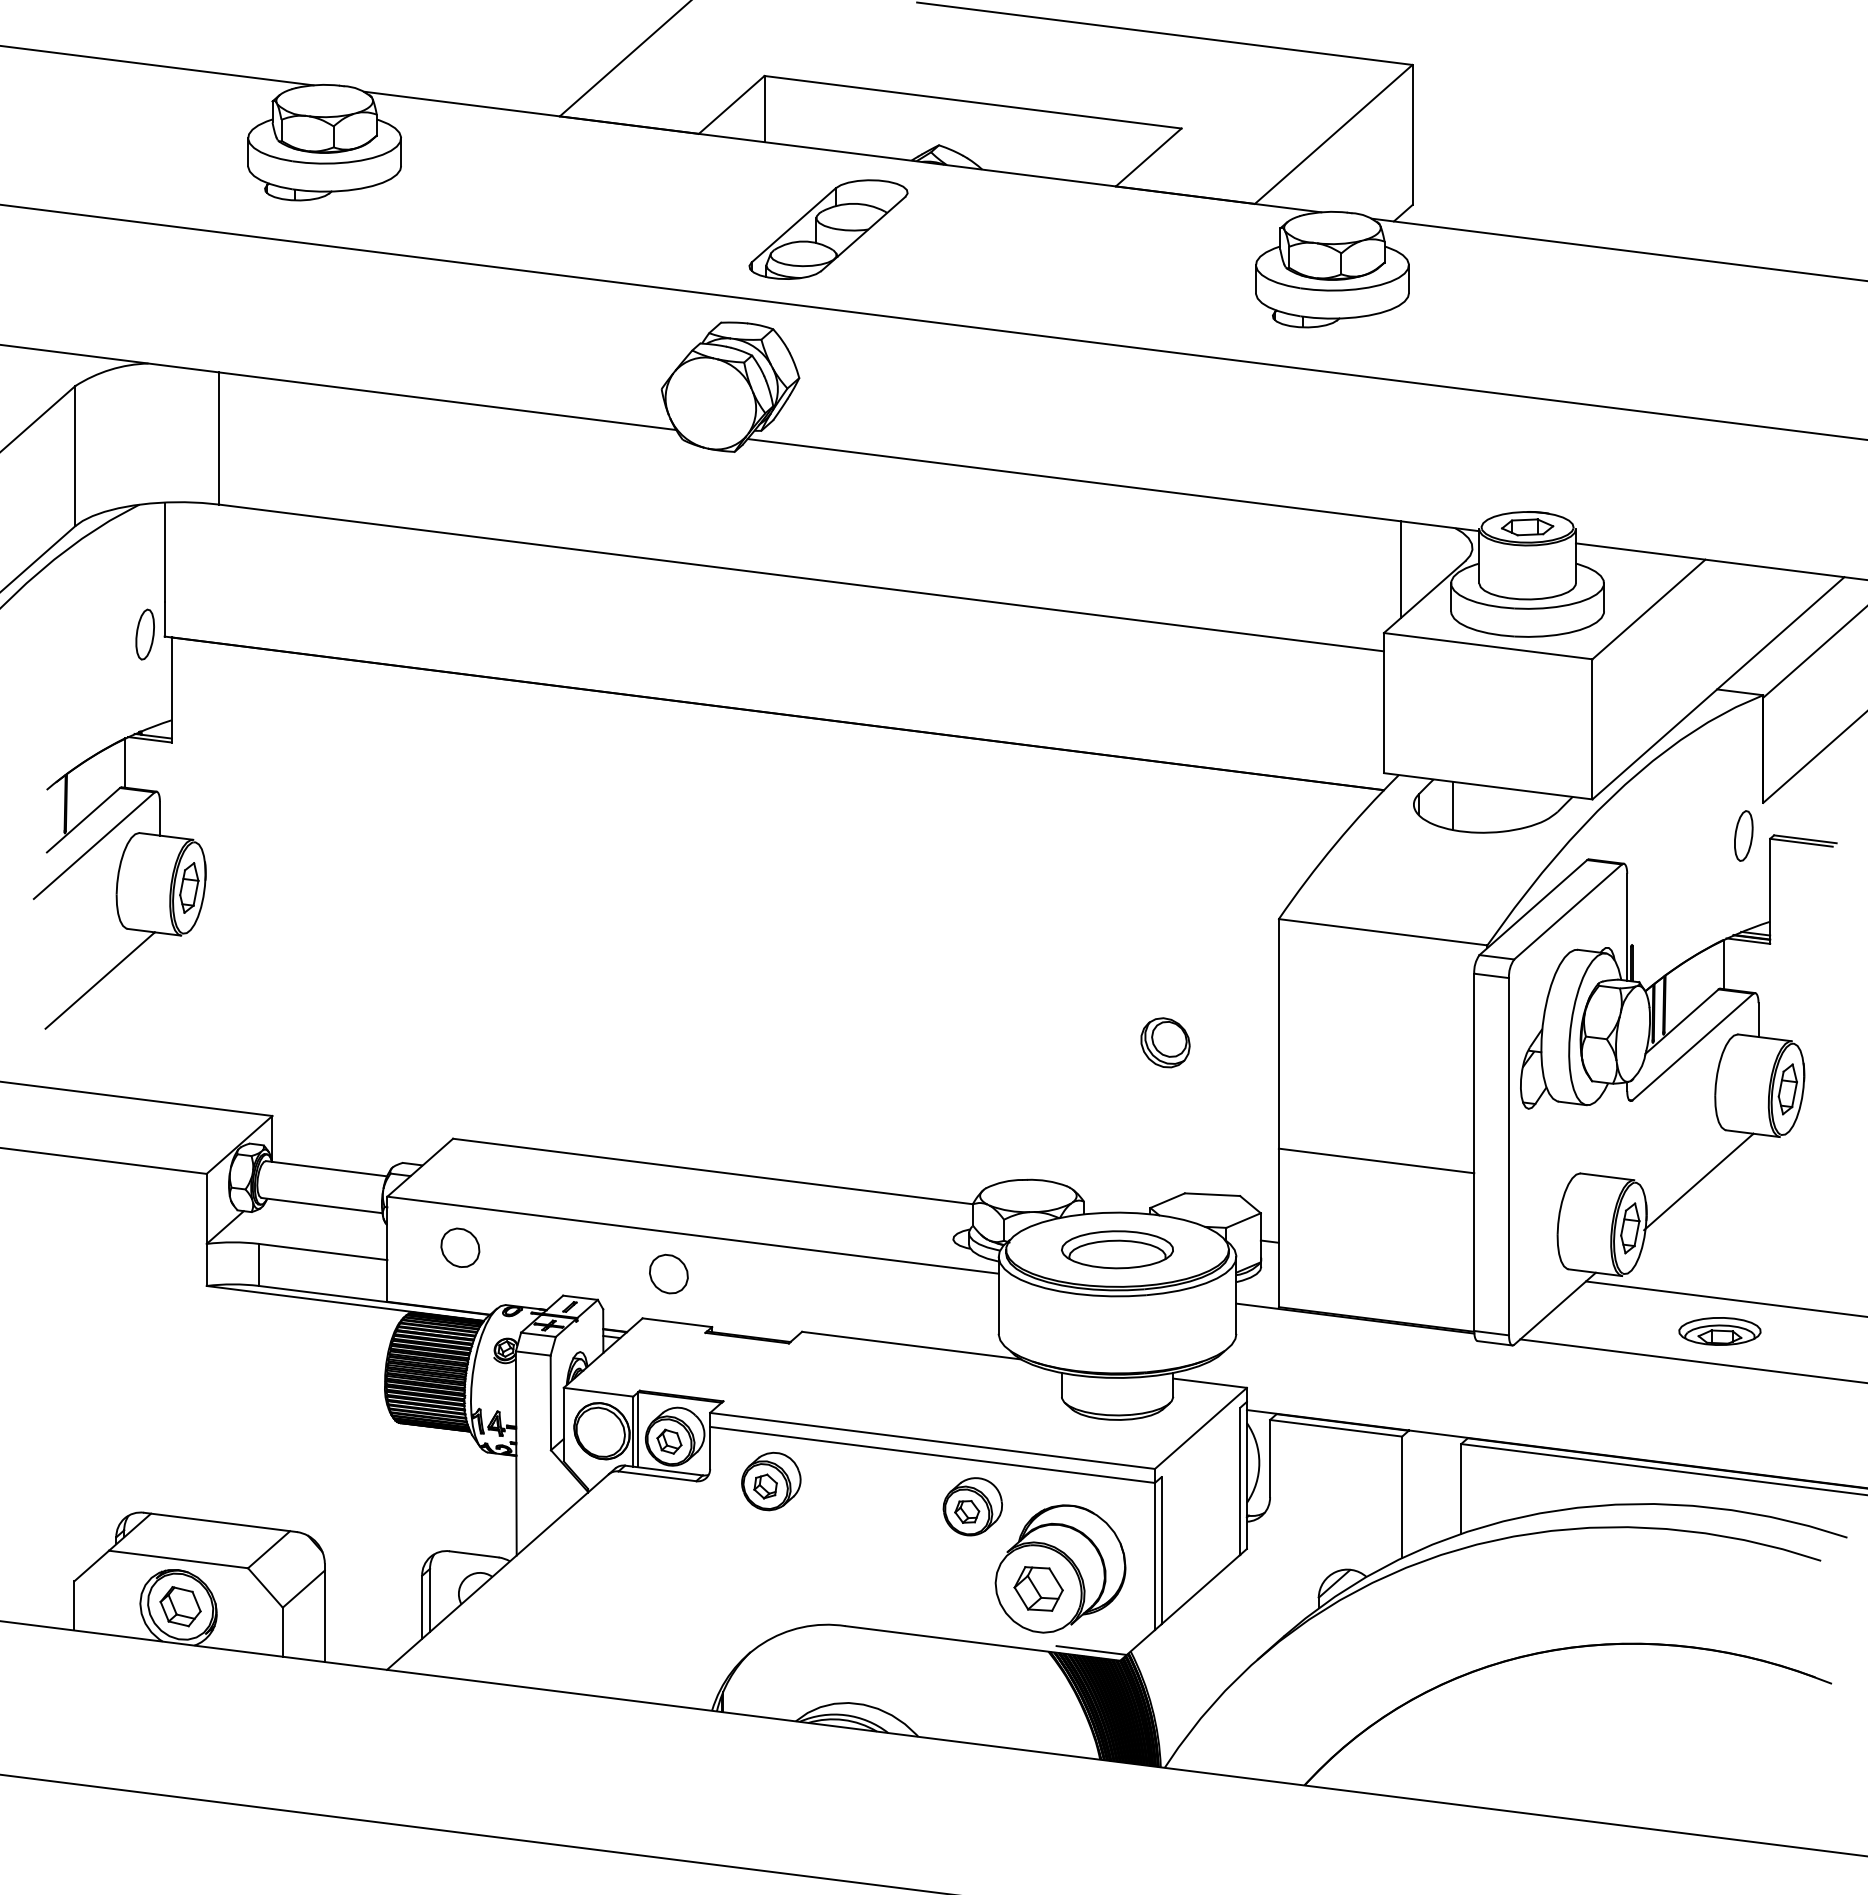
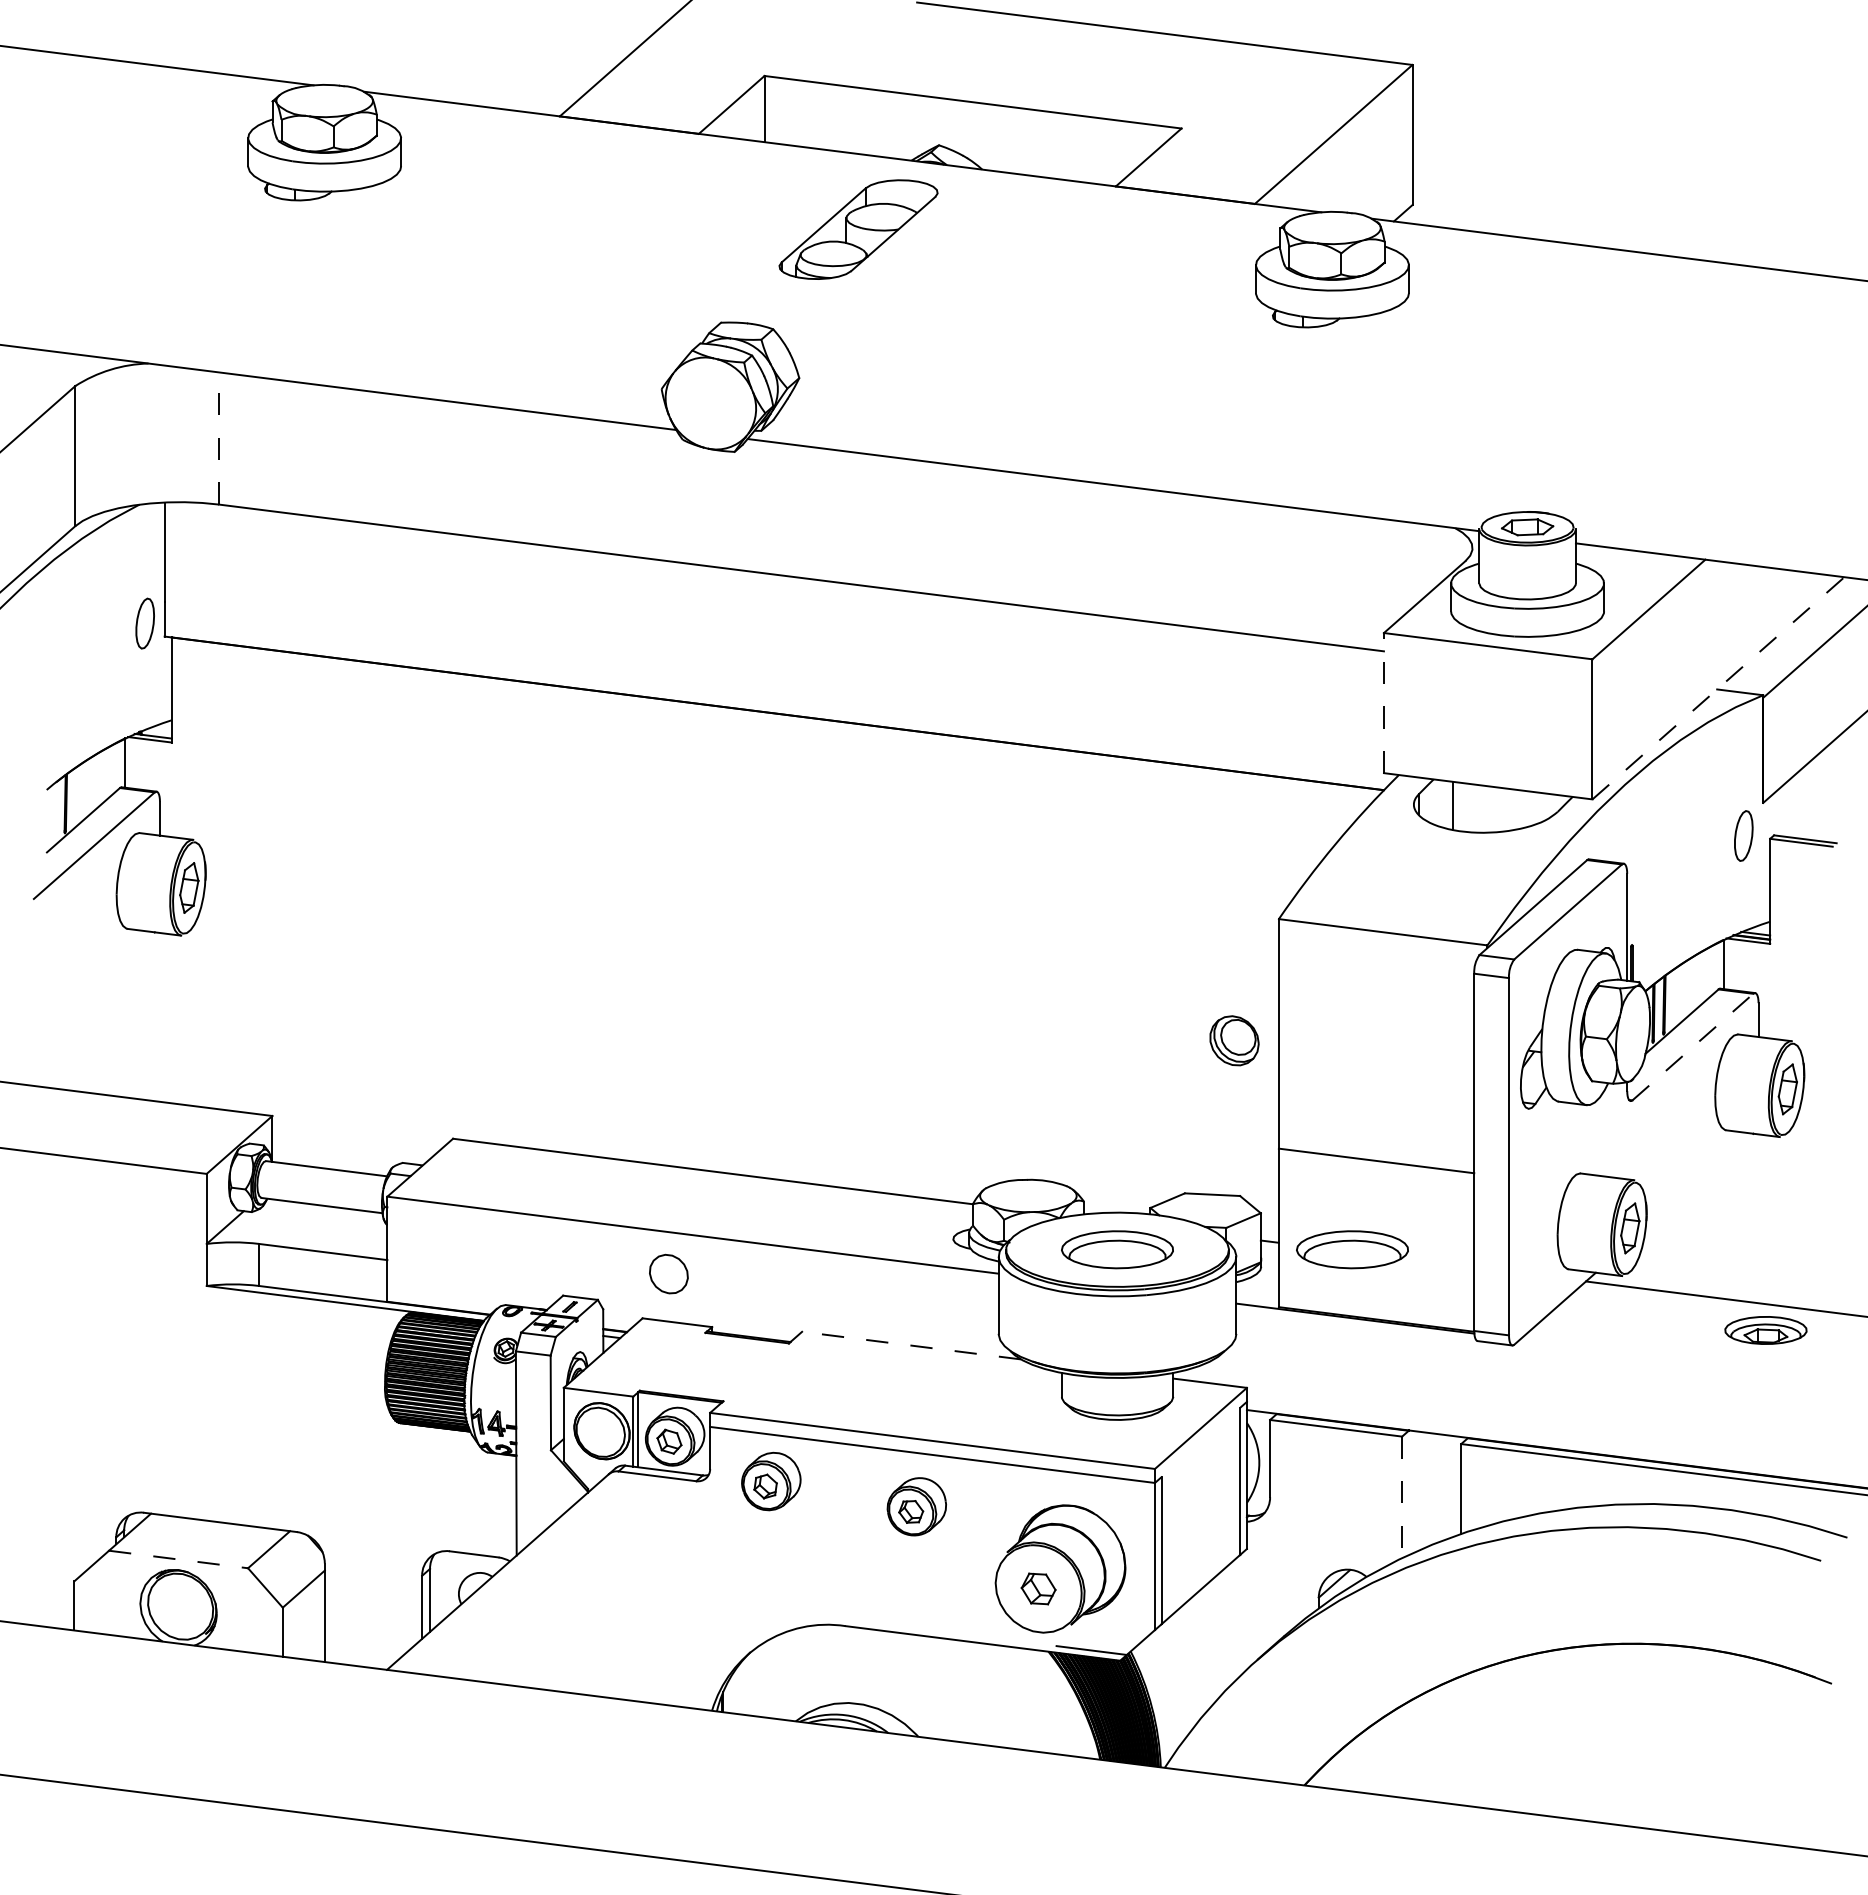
part position: (828, 229) -> (858, 229) (858, 229)
line: present -> none (933, 322)
line: solid -> dashed (218, 438)
line: present -> none (1400, 569)
part position: (144, 634) -> (144, 623) (144, 623)
line: solid -> dashed (1718, 688)
line: solid -> dashed (1383, 702)
line: present -> none (99, 980)
part position: (1165, 1042) -> (1234, 1040) (1234, 1040)
line: solid -> dashed (1692, 1047)
line: present -> none (1698, 1181)
part: present -> none (460, 1247)
part: none -> present (1352, 1249)
part position: (1719, 1331) -> (1765, 1330) (1765, 1330)
line: solid -> dashed (911, 1345)
line: present -> none (1692, 1360)
line: solid -> dashed (1402, 1497)
part position: (972, 1506) -> (916, 1506) (916, 1506)
line: solid -> dashed (179, 1559)
part size: 51x46 px -> 37x34 px (1038, 1588)
part: present -> none (180, 1606)
